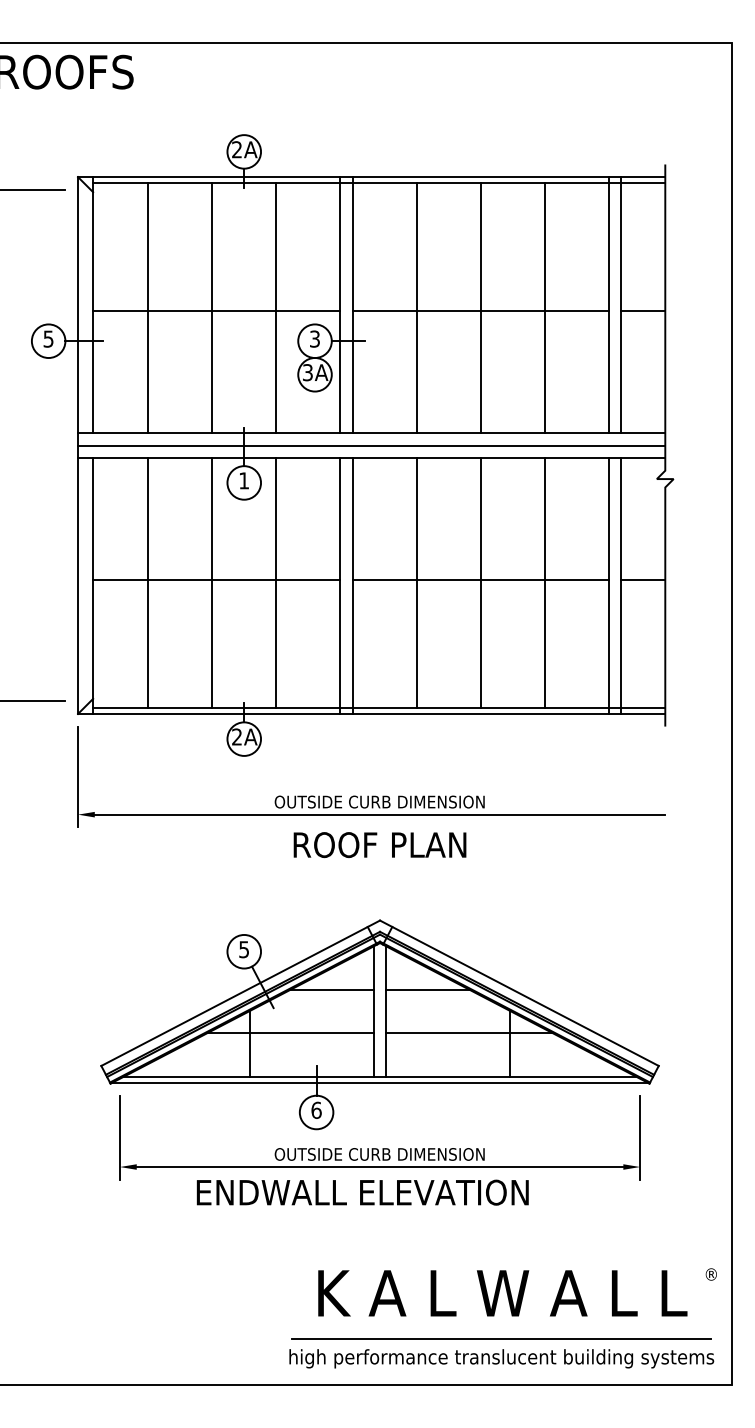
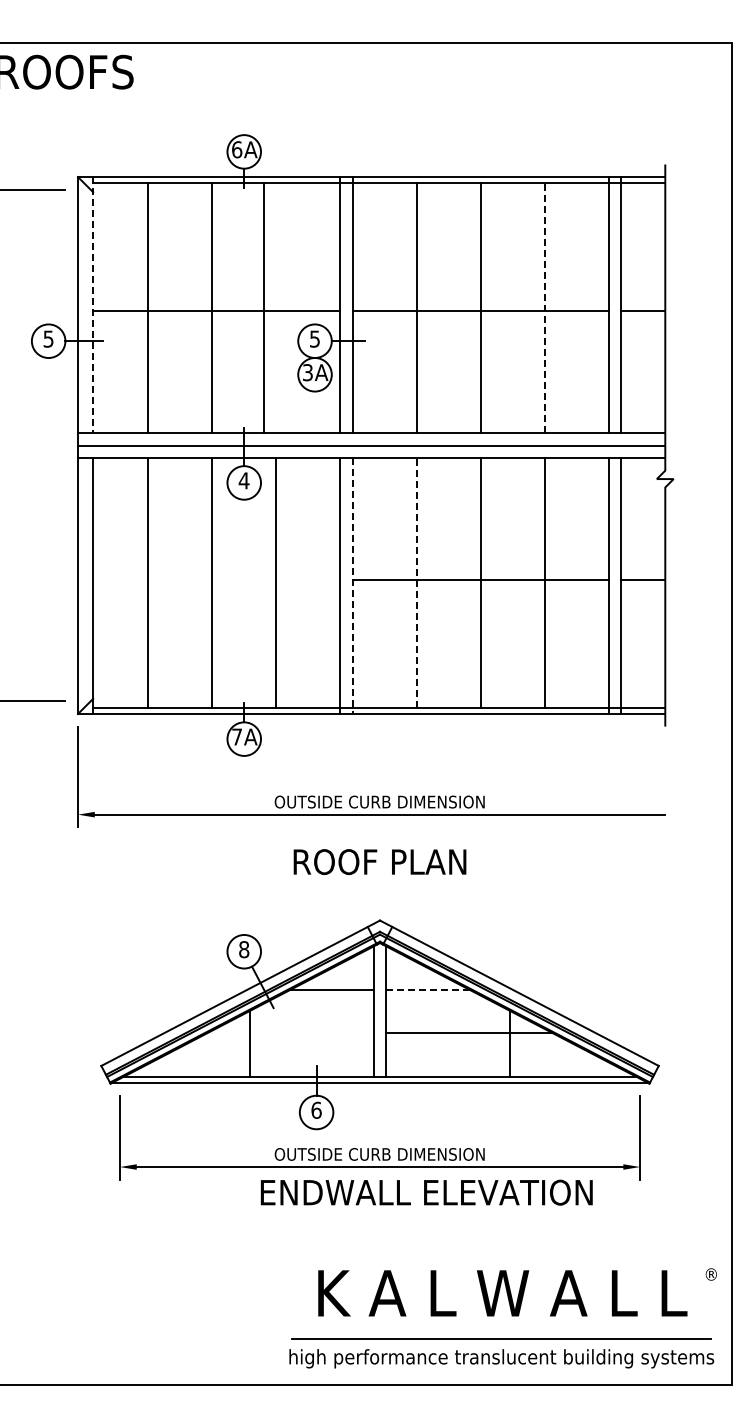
text: 2A -> 6A (237, 149)
line: solid -> dashed (93, 305)
line position: (276, 307) -> (264, 307) (264, 307)
line: solid -> dashed (544, 308)
text: 3 -> 5 (314, 338)
text: 1 -> 4 (243, 480)
line: present -> none (216, 579)
line: solid -> dashed (416, 582)
line: solid -> dashed (352, 586)
text: 2A -> 7A (236, 736)
text position: (379, 845) -> (379, 862) (379, 862)
text: 5 -> 8 (244, 949)
line: solid -> dashed (428, 989)
line: present -> none (290, 1033)
text position: (362, 1192) -> (426, 1192) (426, 1192)
